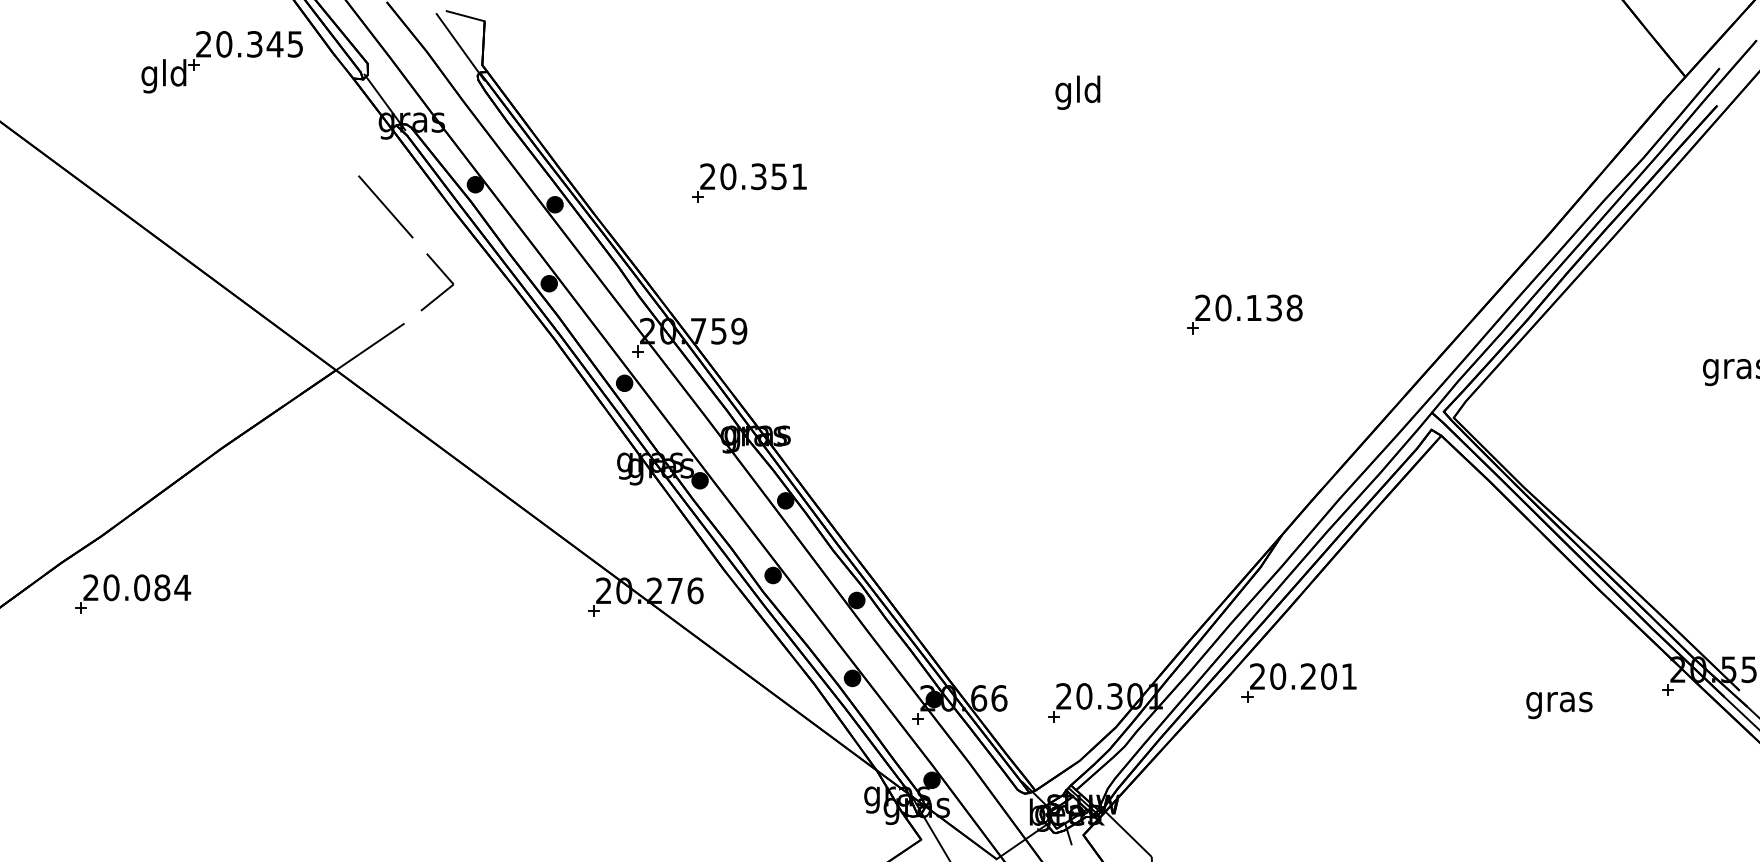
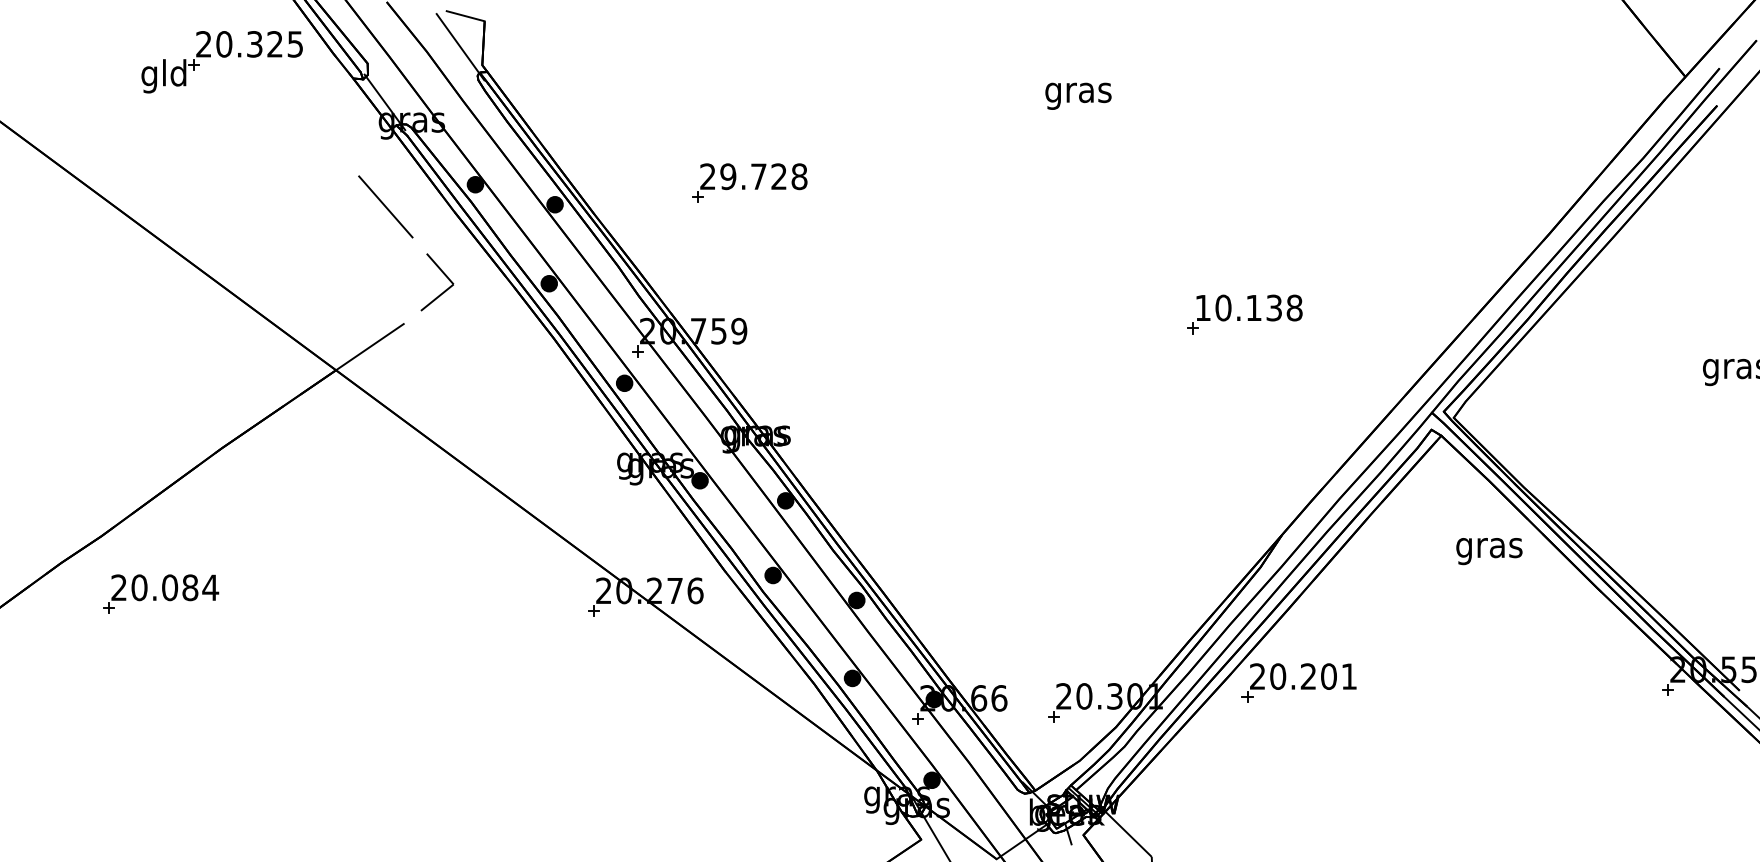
text: 20.345 -> 20.325 (274, 44)
text: gld -> gras (1078, 92)
text: 20.351 -> 29.728 (763, 176)
text: 20.138 -> 10.138 (1202, 307)
part position: (133, 593) -> (161, 593) (161, 593)
text position: (1559, 705) -> (1489, 551) (1489, 551)
